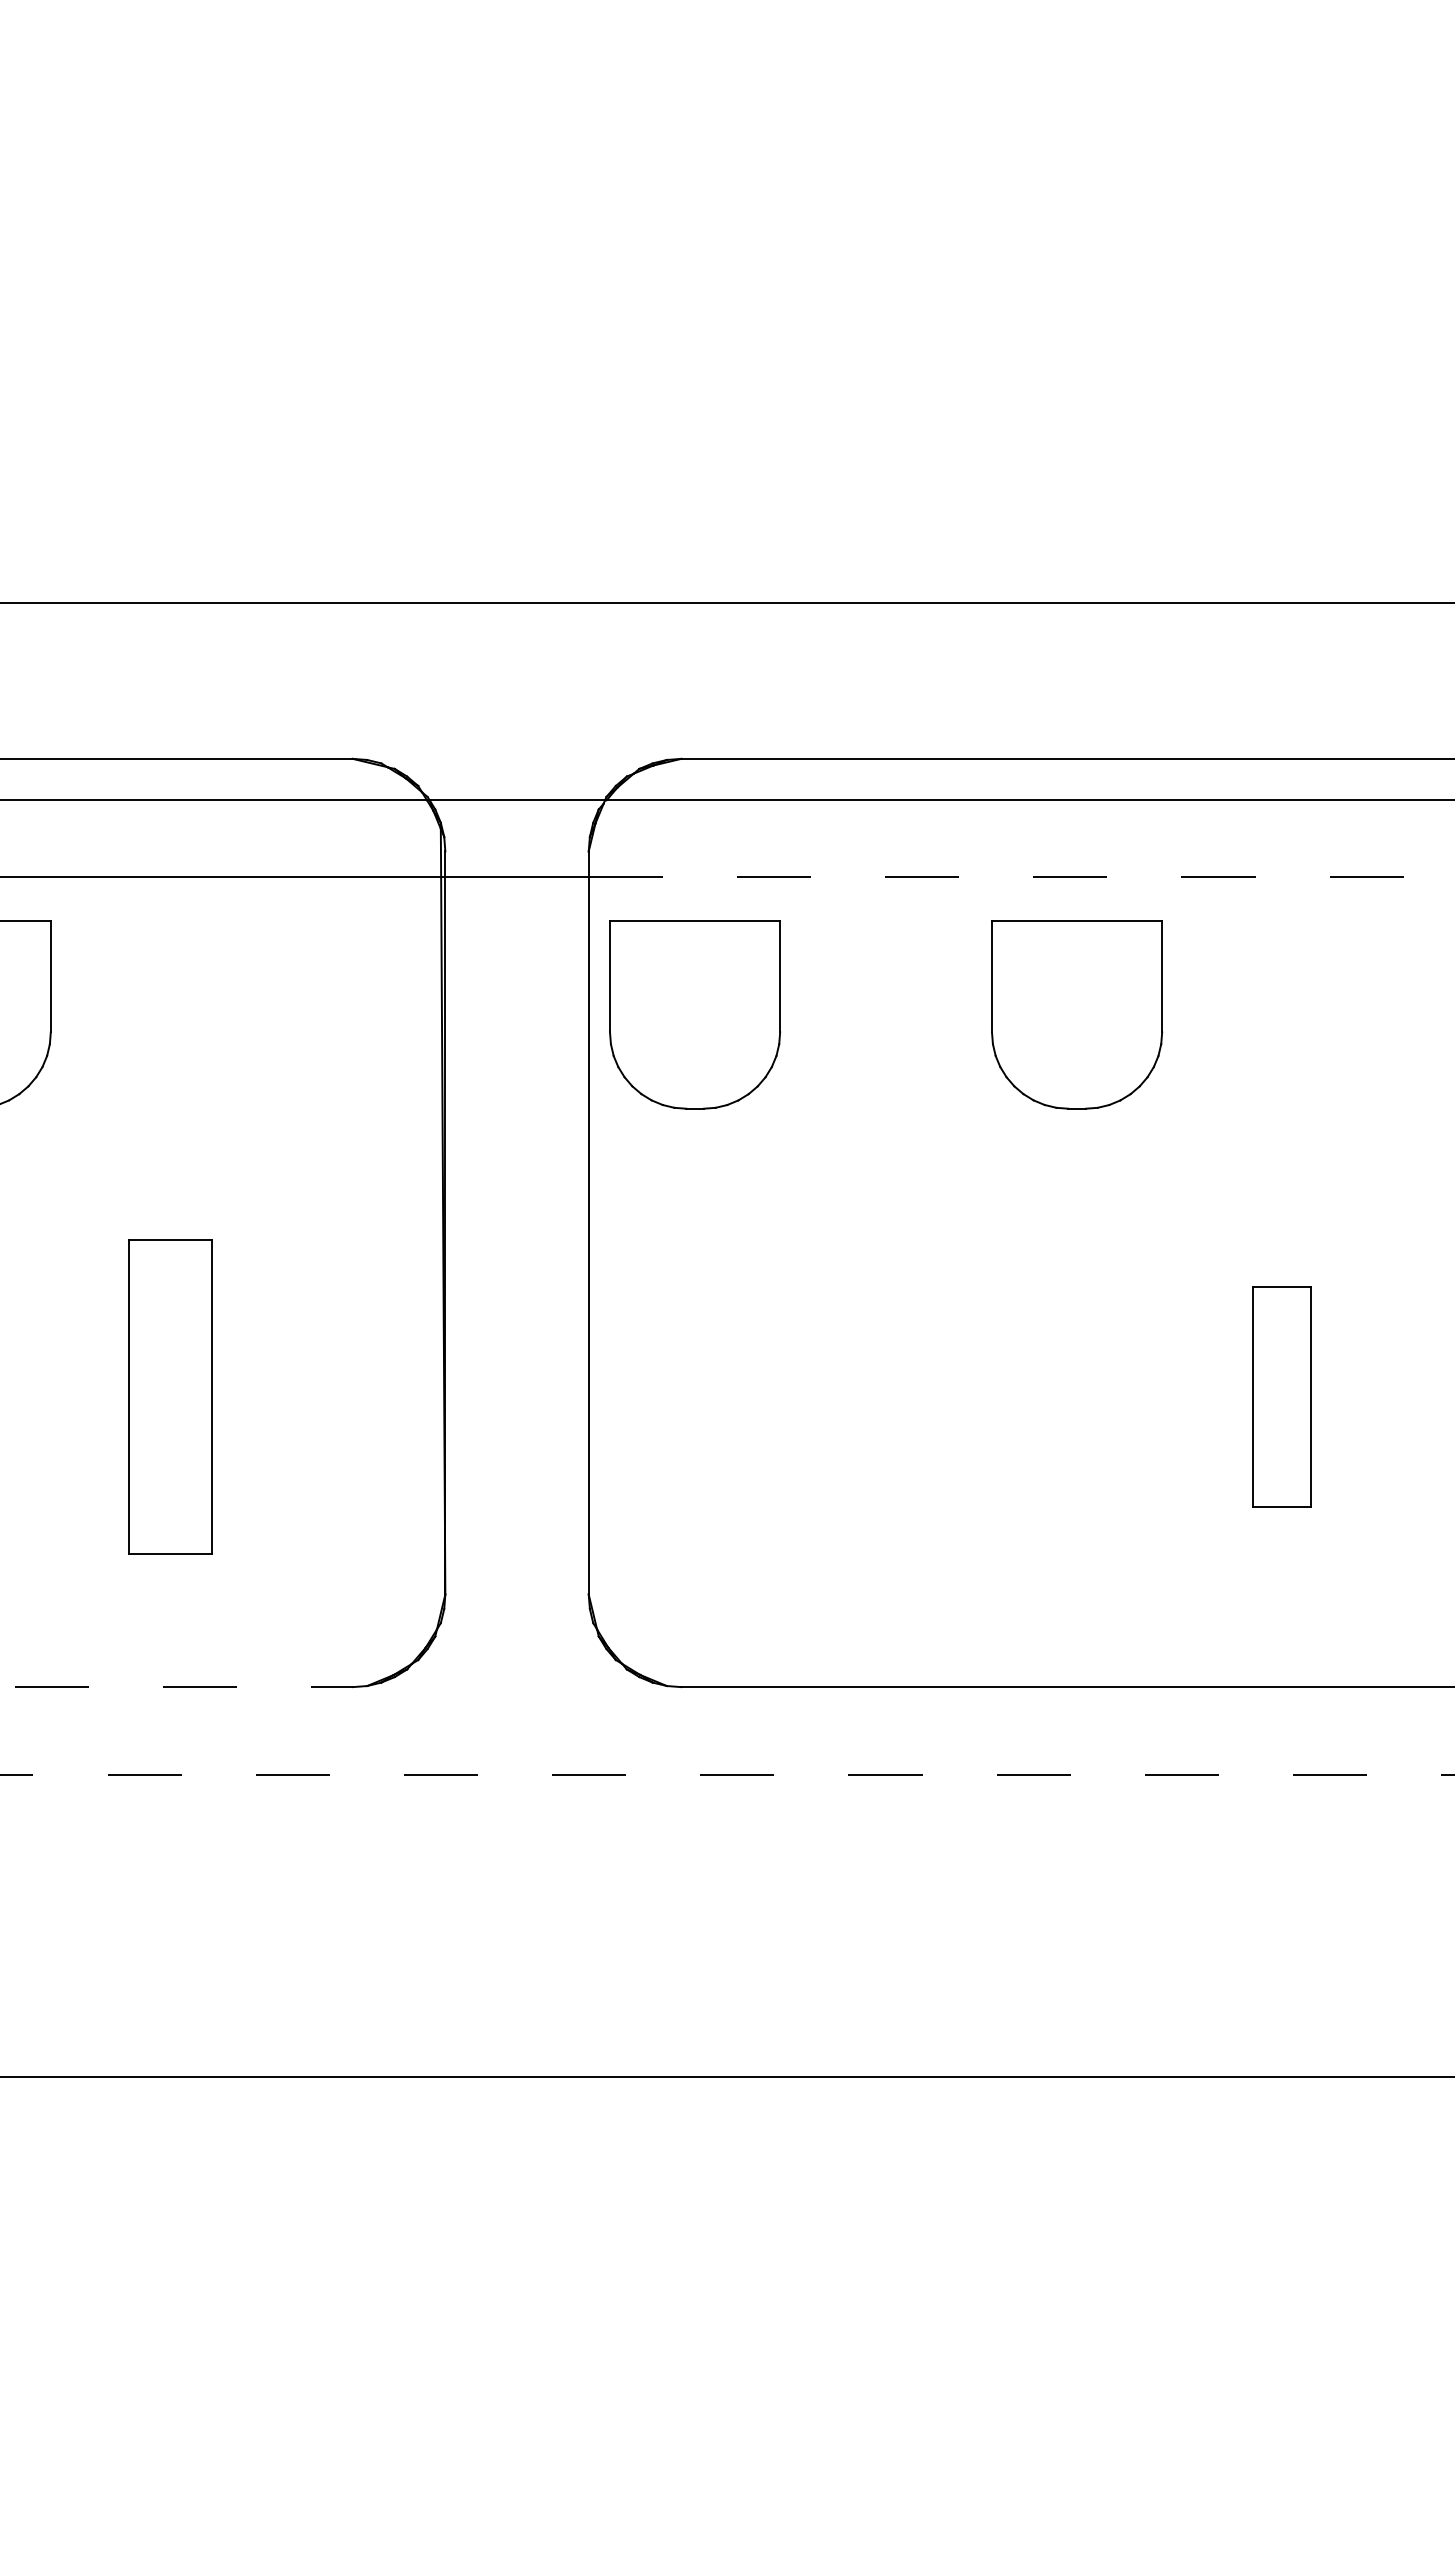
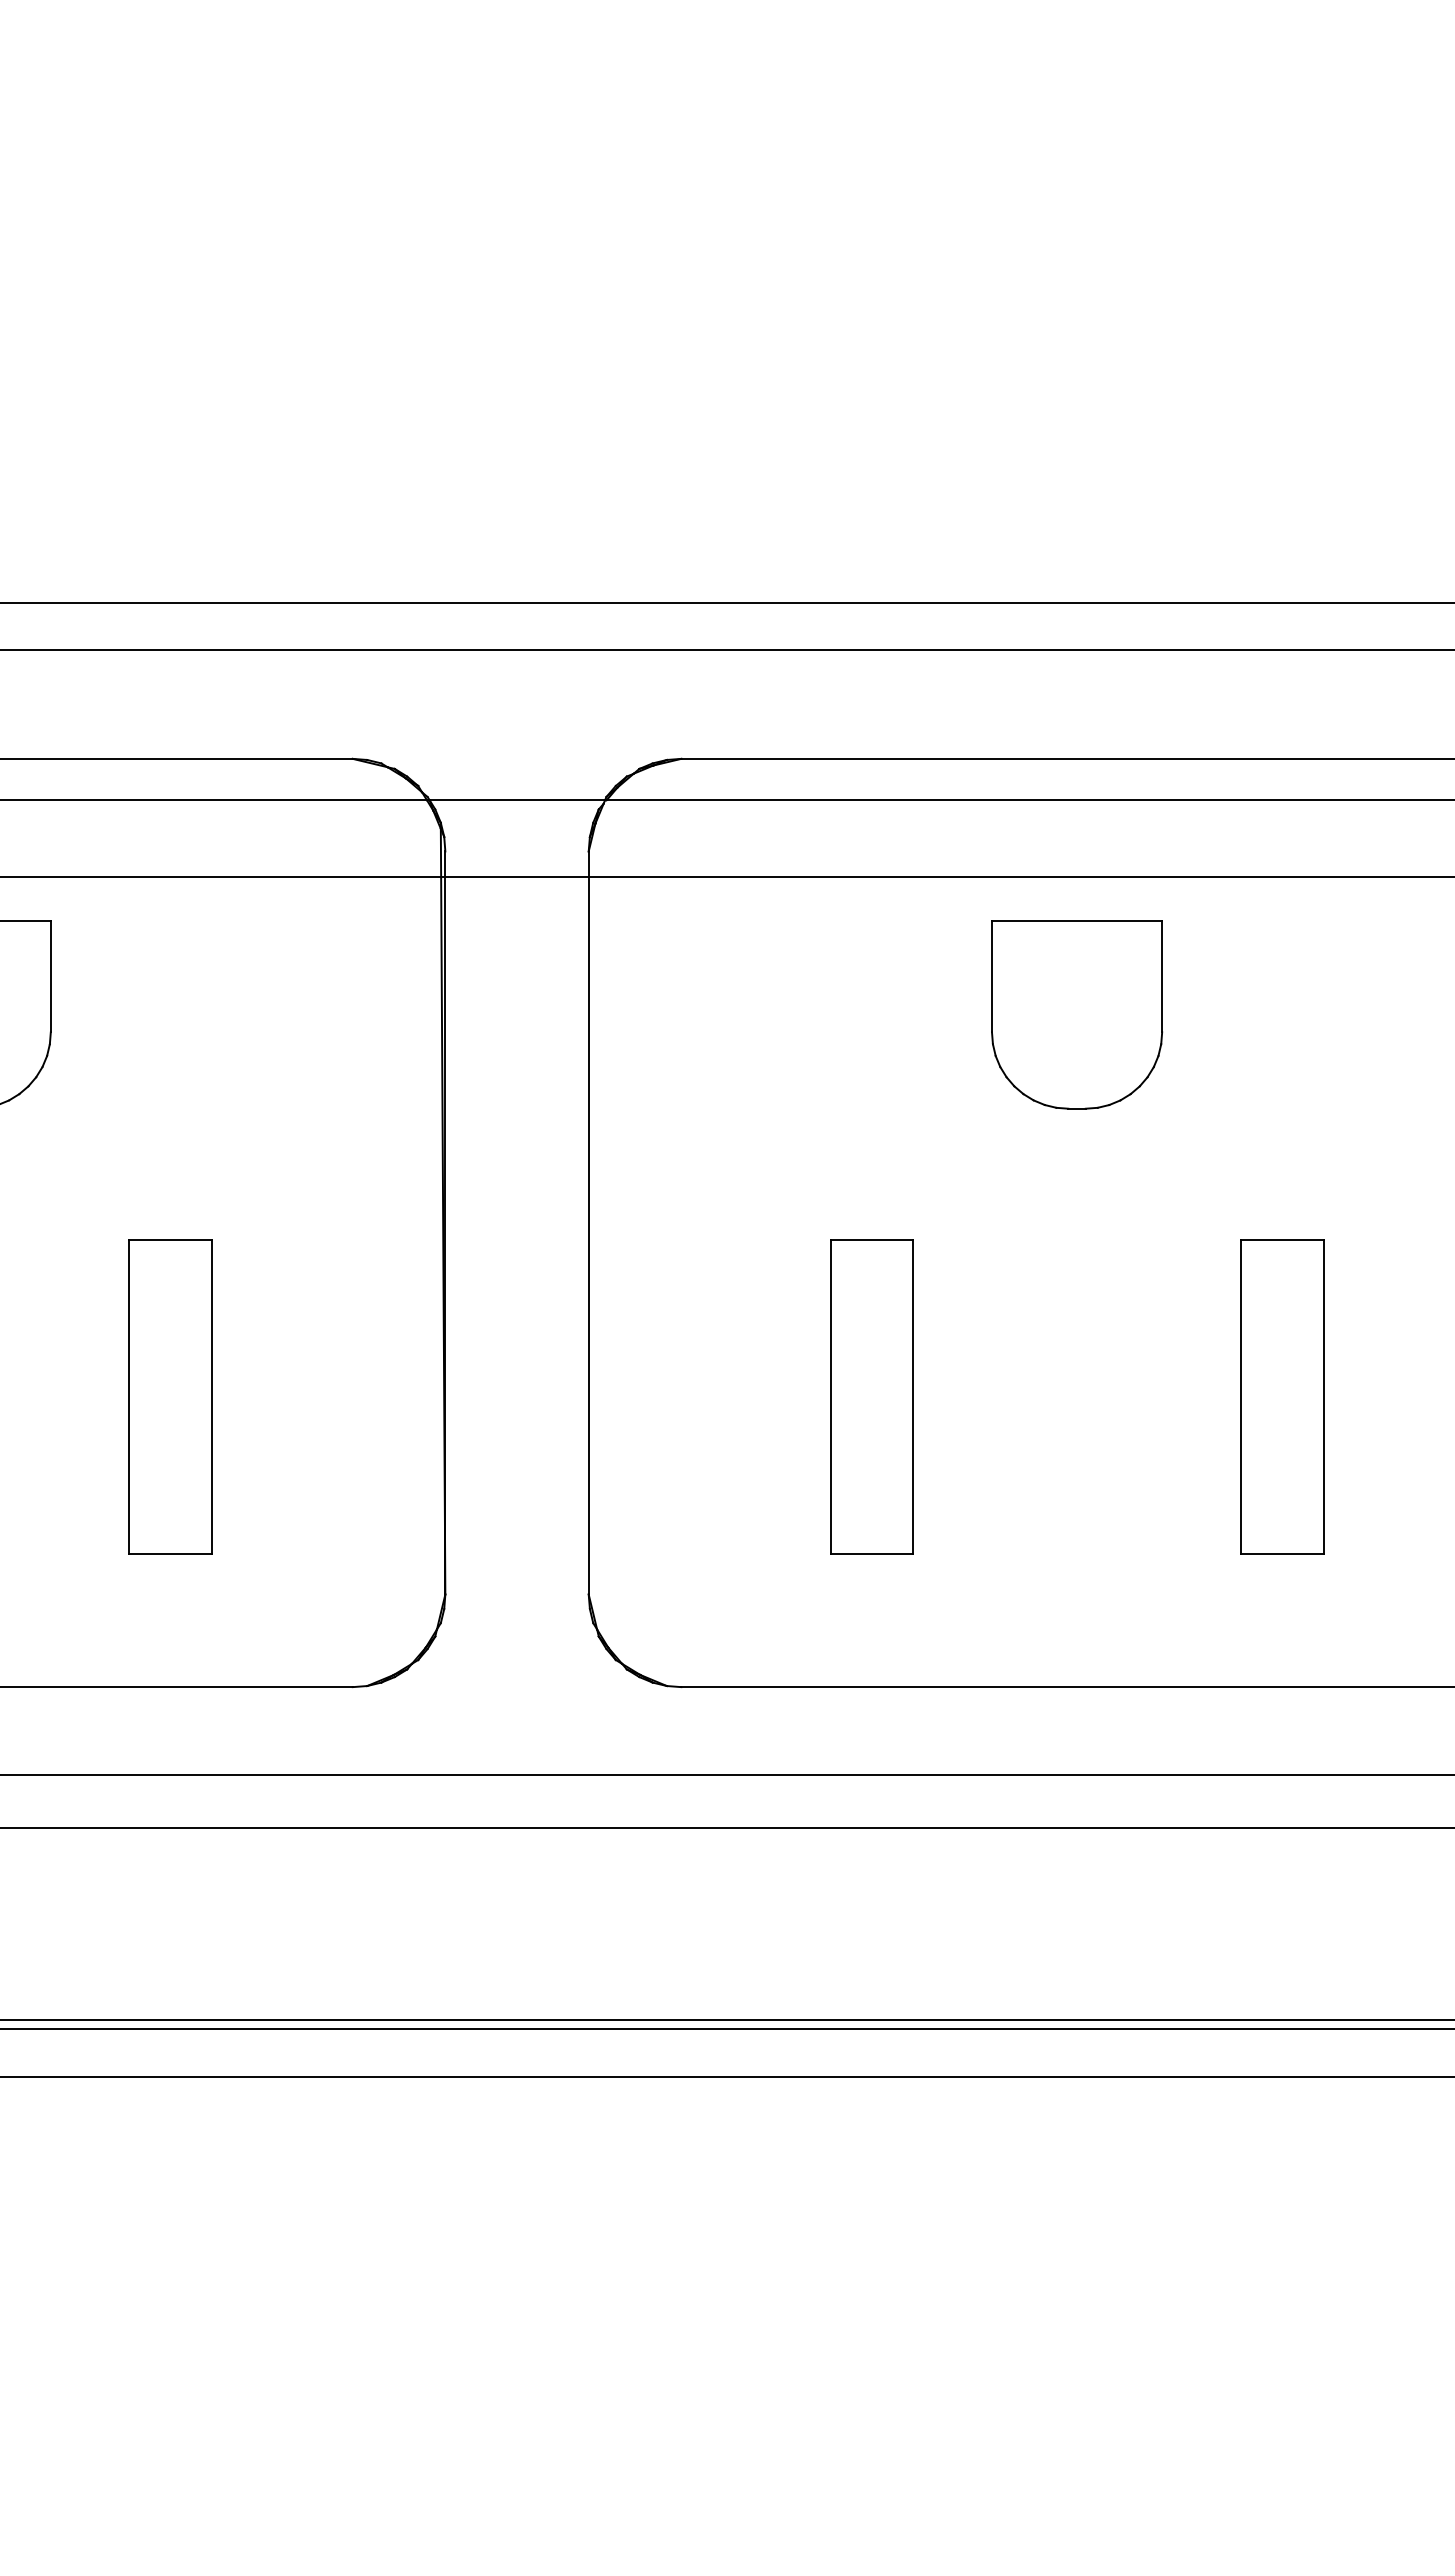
line: none -> present (726, 649)
line: dashed -> solid (1021, 877)
part: present -> none (695, 1014)
part: none -> present (871, 1396)
part size: 60x222 px -> 85x316 px (1282, 1396)
line: dashed -> solid (176, 1687)
line: dashed -> solid (728, 1775)
line: none -> present (726, 1827)
line: none -> present (726, 2020)
line: none -> present (726, 2029)
